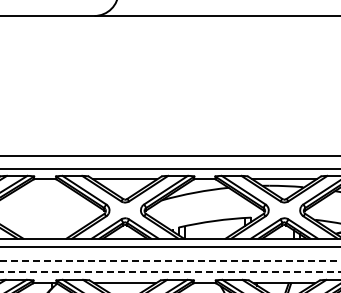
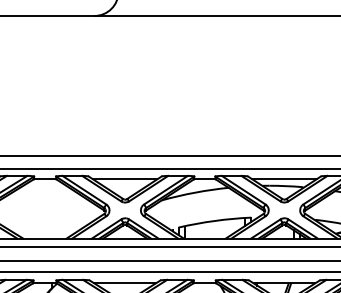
line: dashed -> solid (170, 261)
line: dashed -> solid (170, 272)
